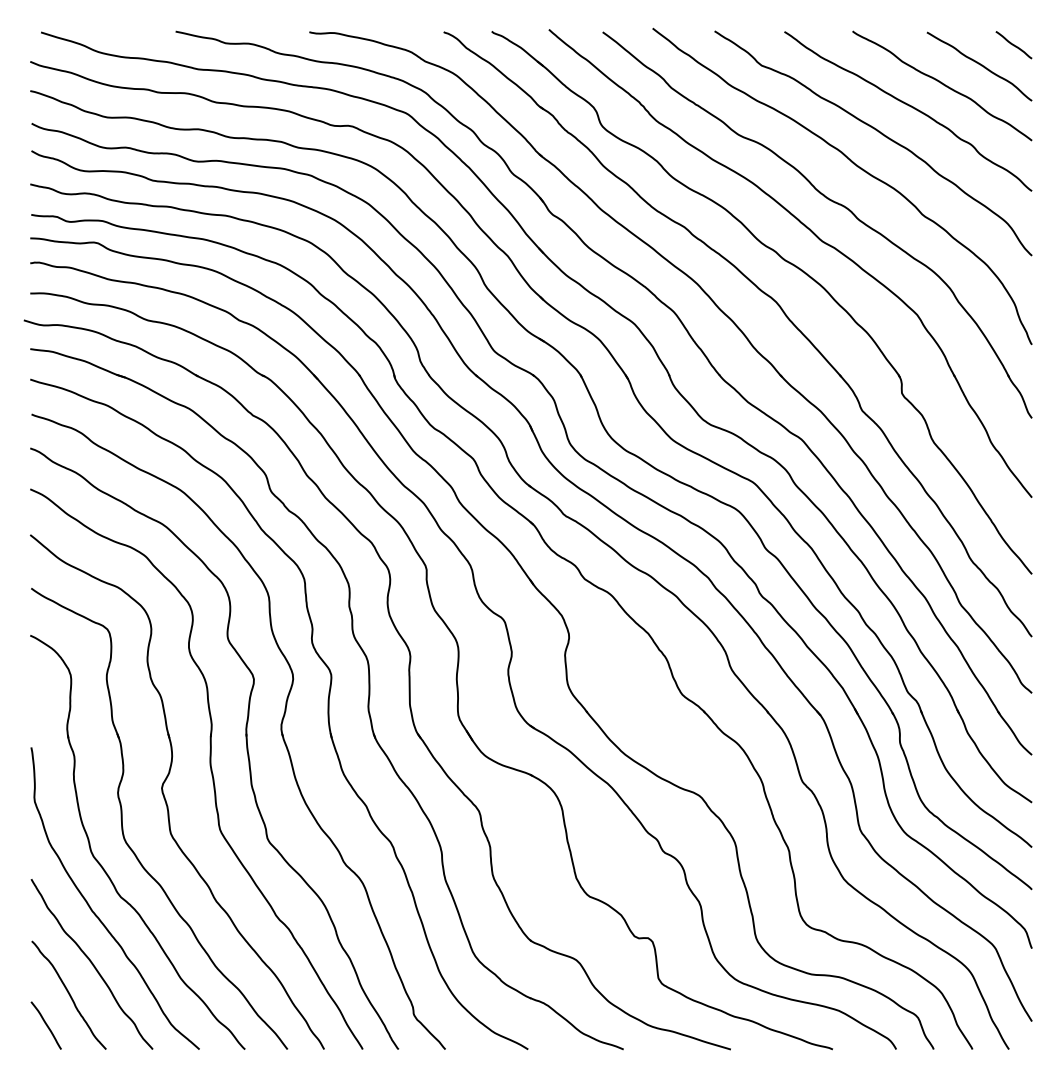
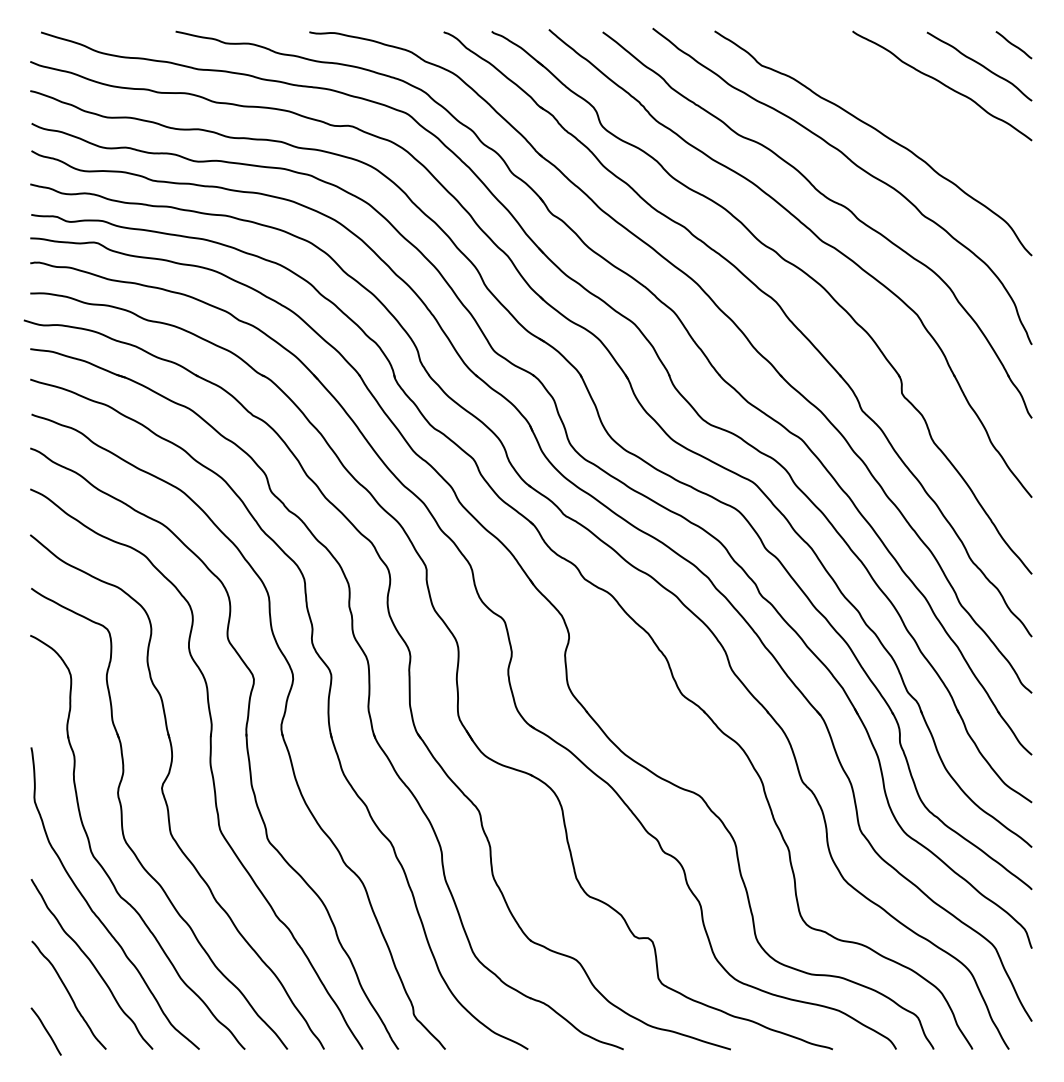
curve: present -> none (910, 107)
curve position: (45, 1024) -> (45, 1030) (45, 1030)
